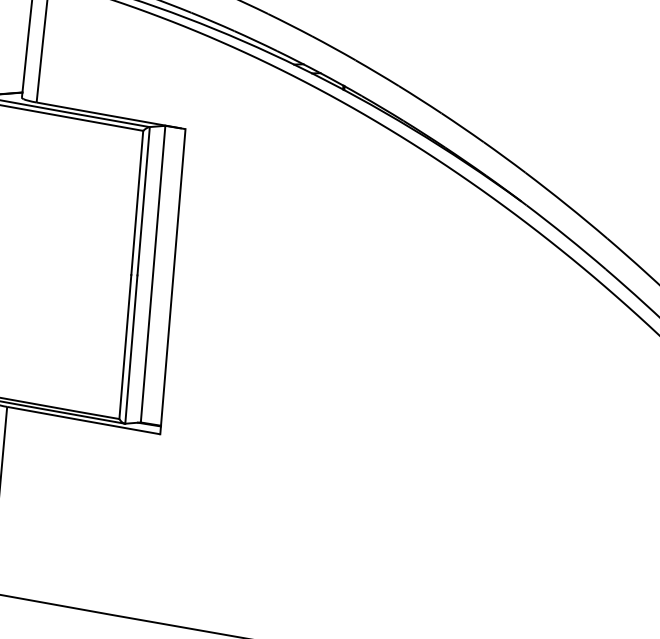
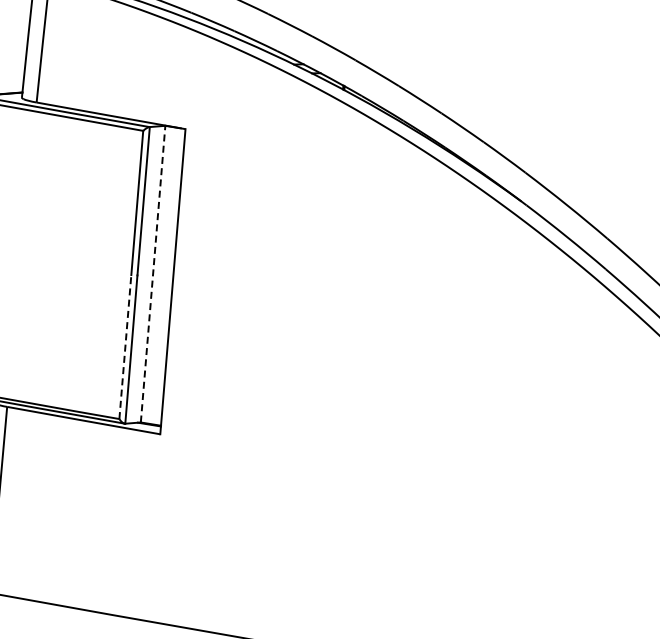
line: solid -> dashed (153, 274)
line: solid -> dashed (125, 346)
